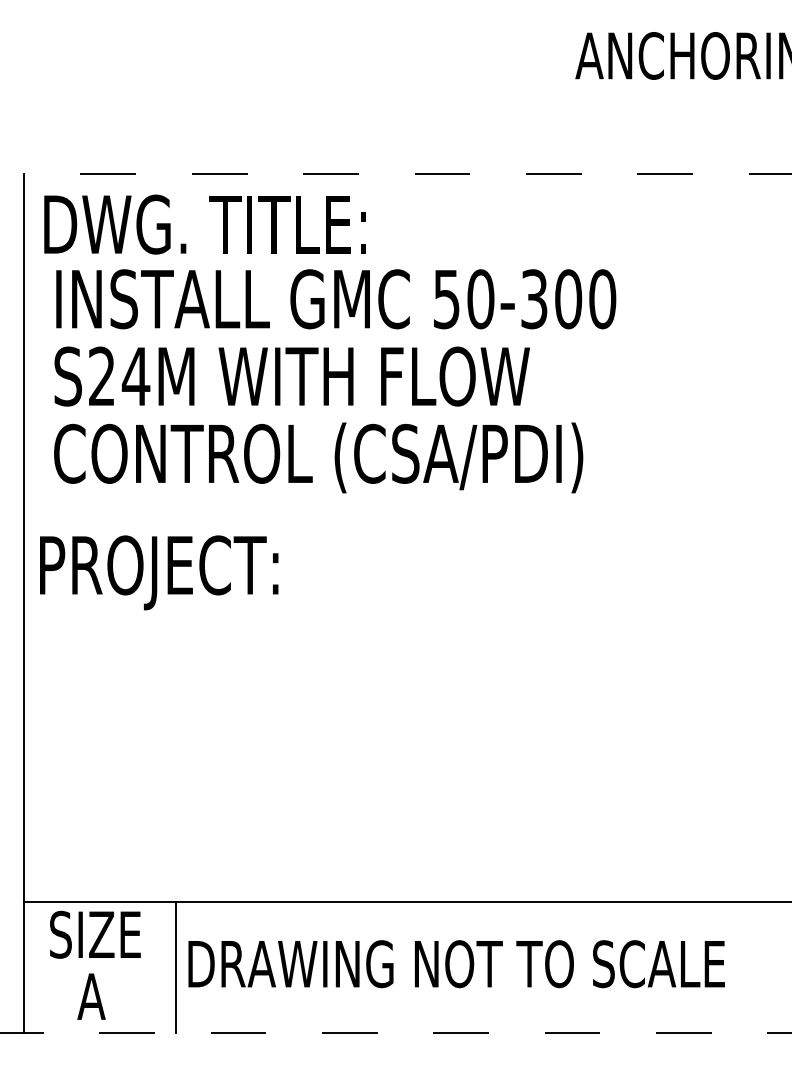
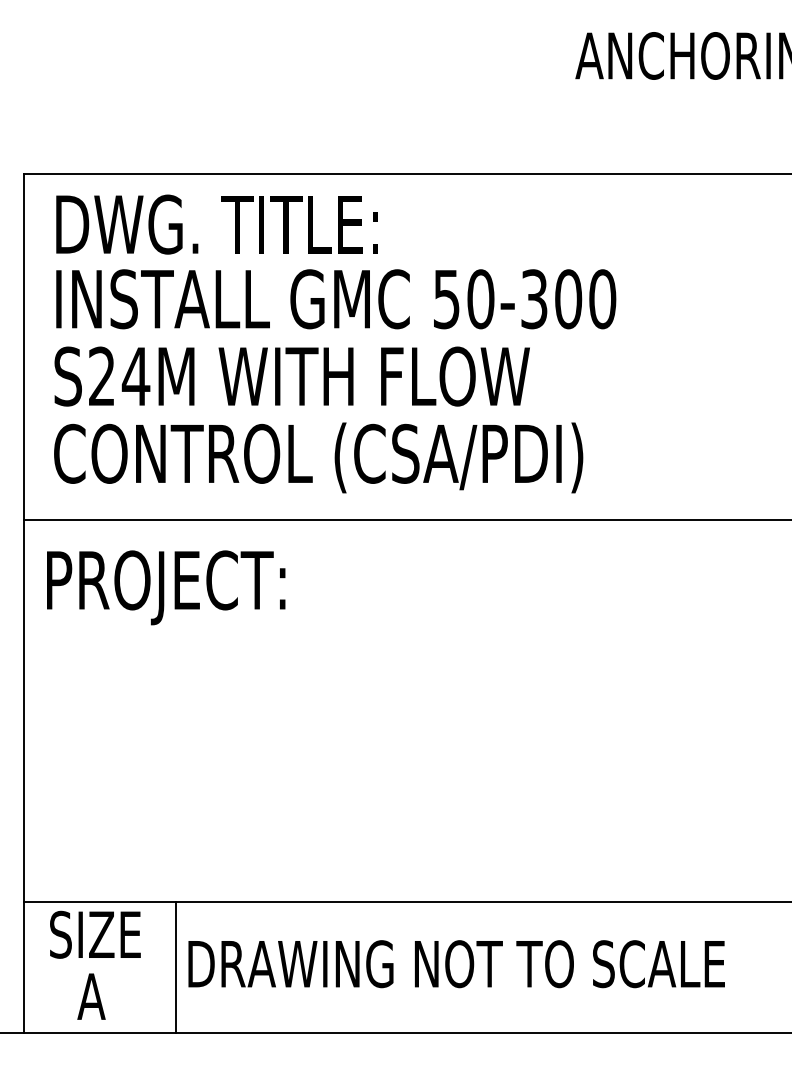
line: dashed -> solid (407, 173)
text position: (204, 224) -> (216, 224) (216, 224)
line: none -> present (405, 519)
text position: (159, 572) -> (166, 587) (166, 587)
line: dashed -> solid (396, 1033)
